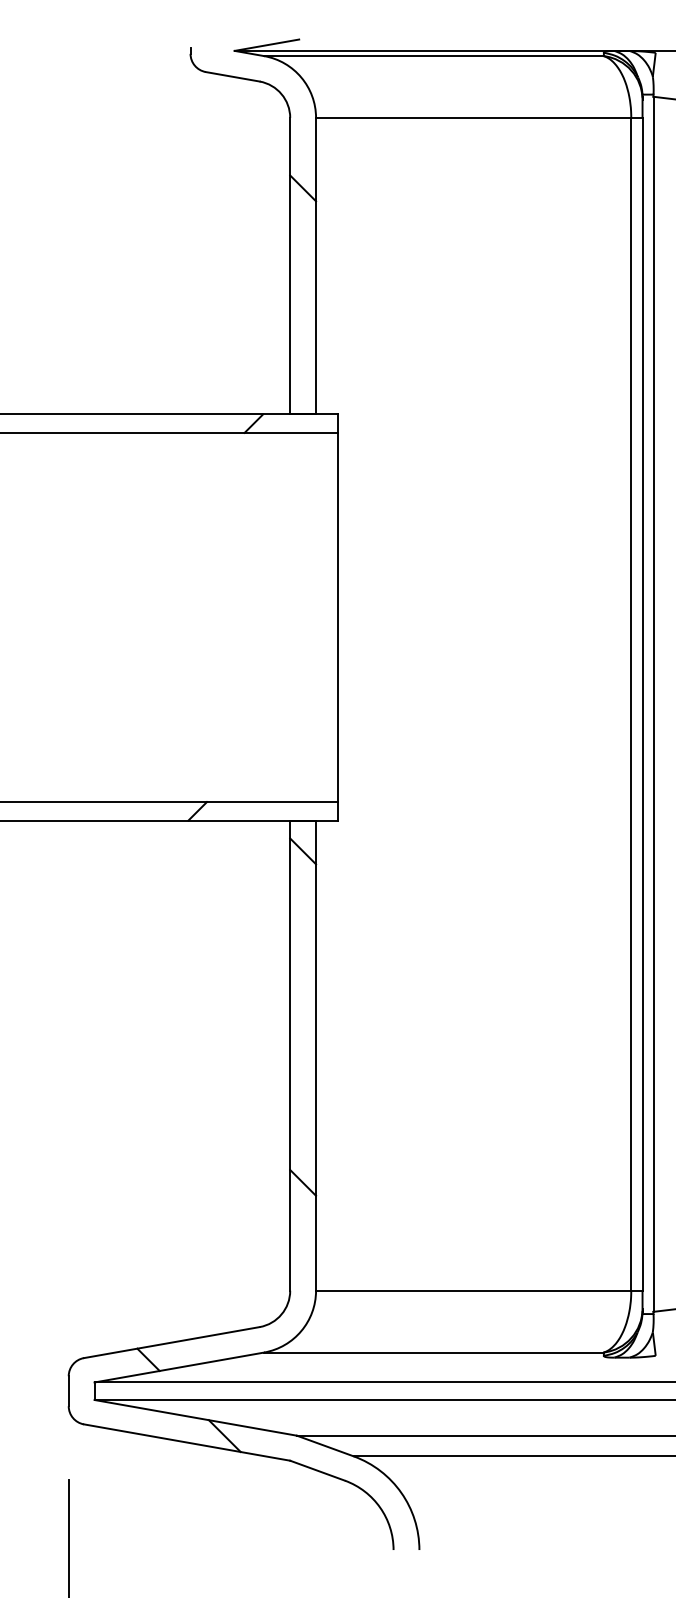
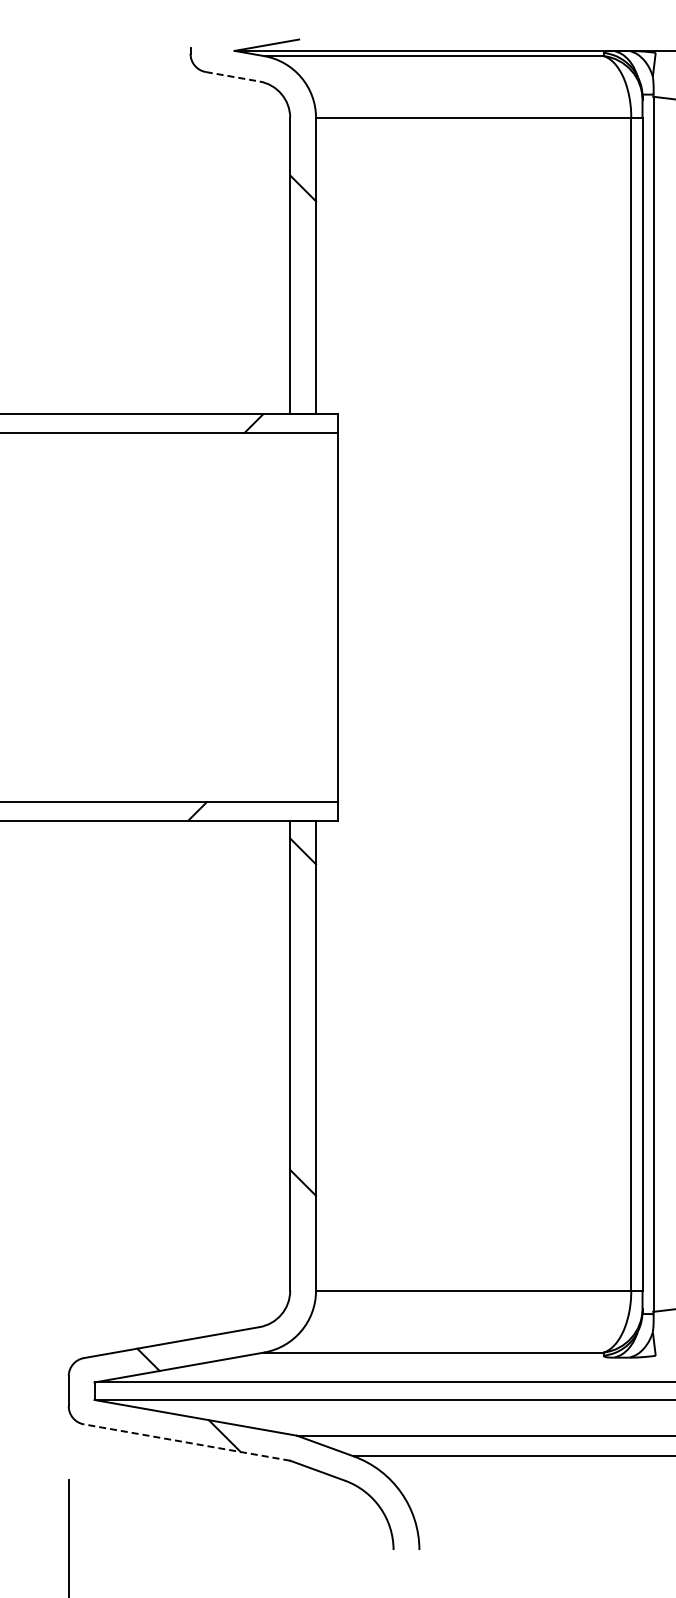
line: solid -> dashed (233, 76)
line: solid -> dashed (187, 1442)
